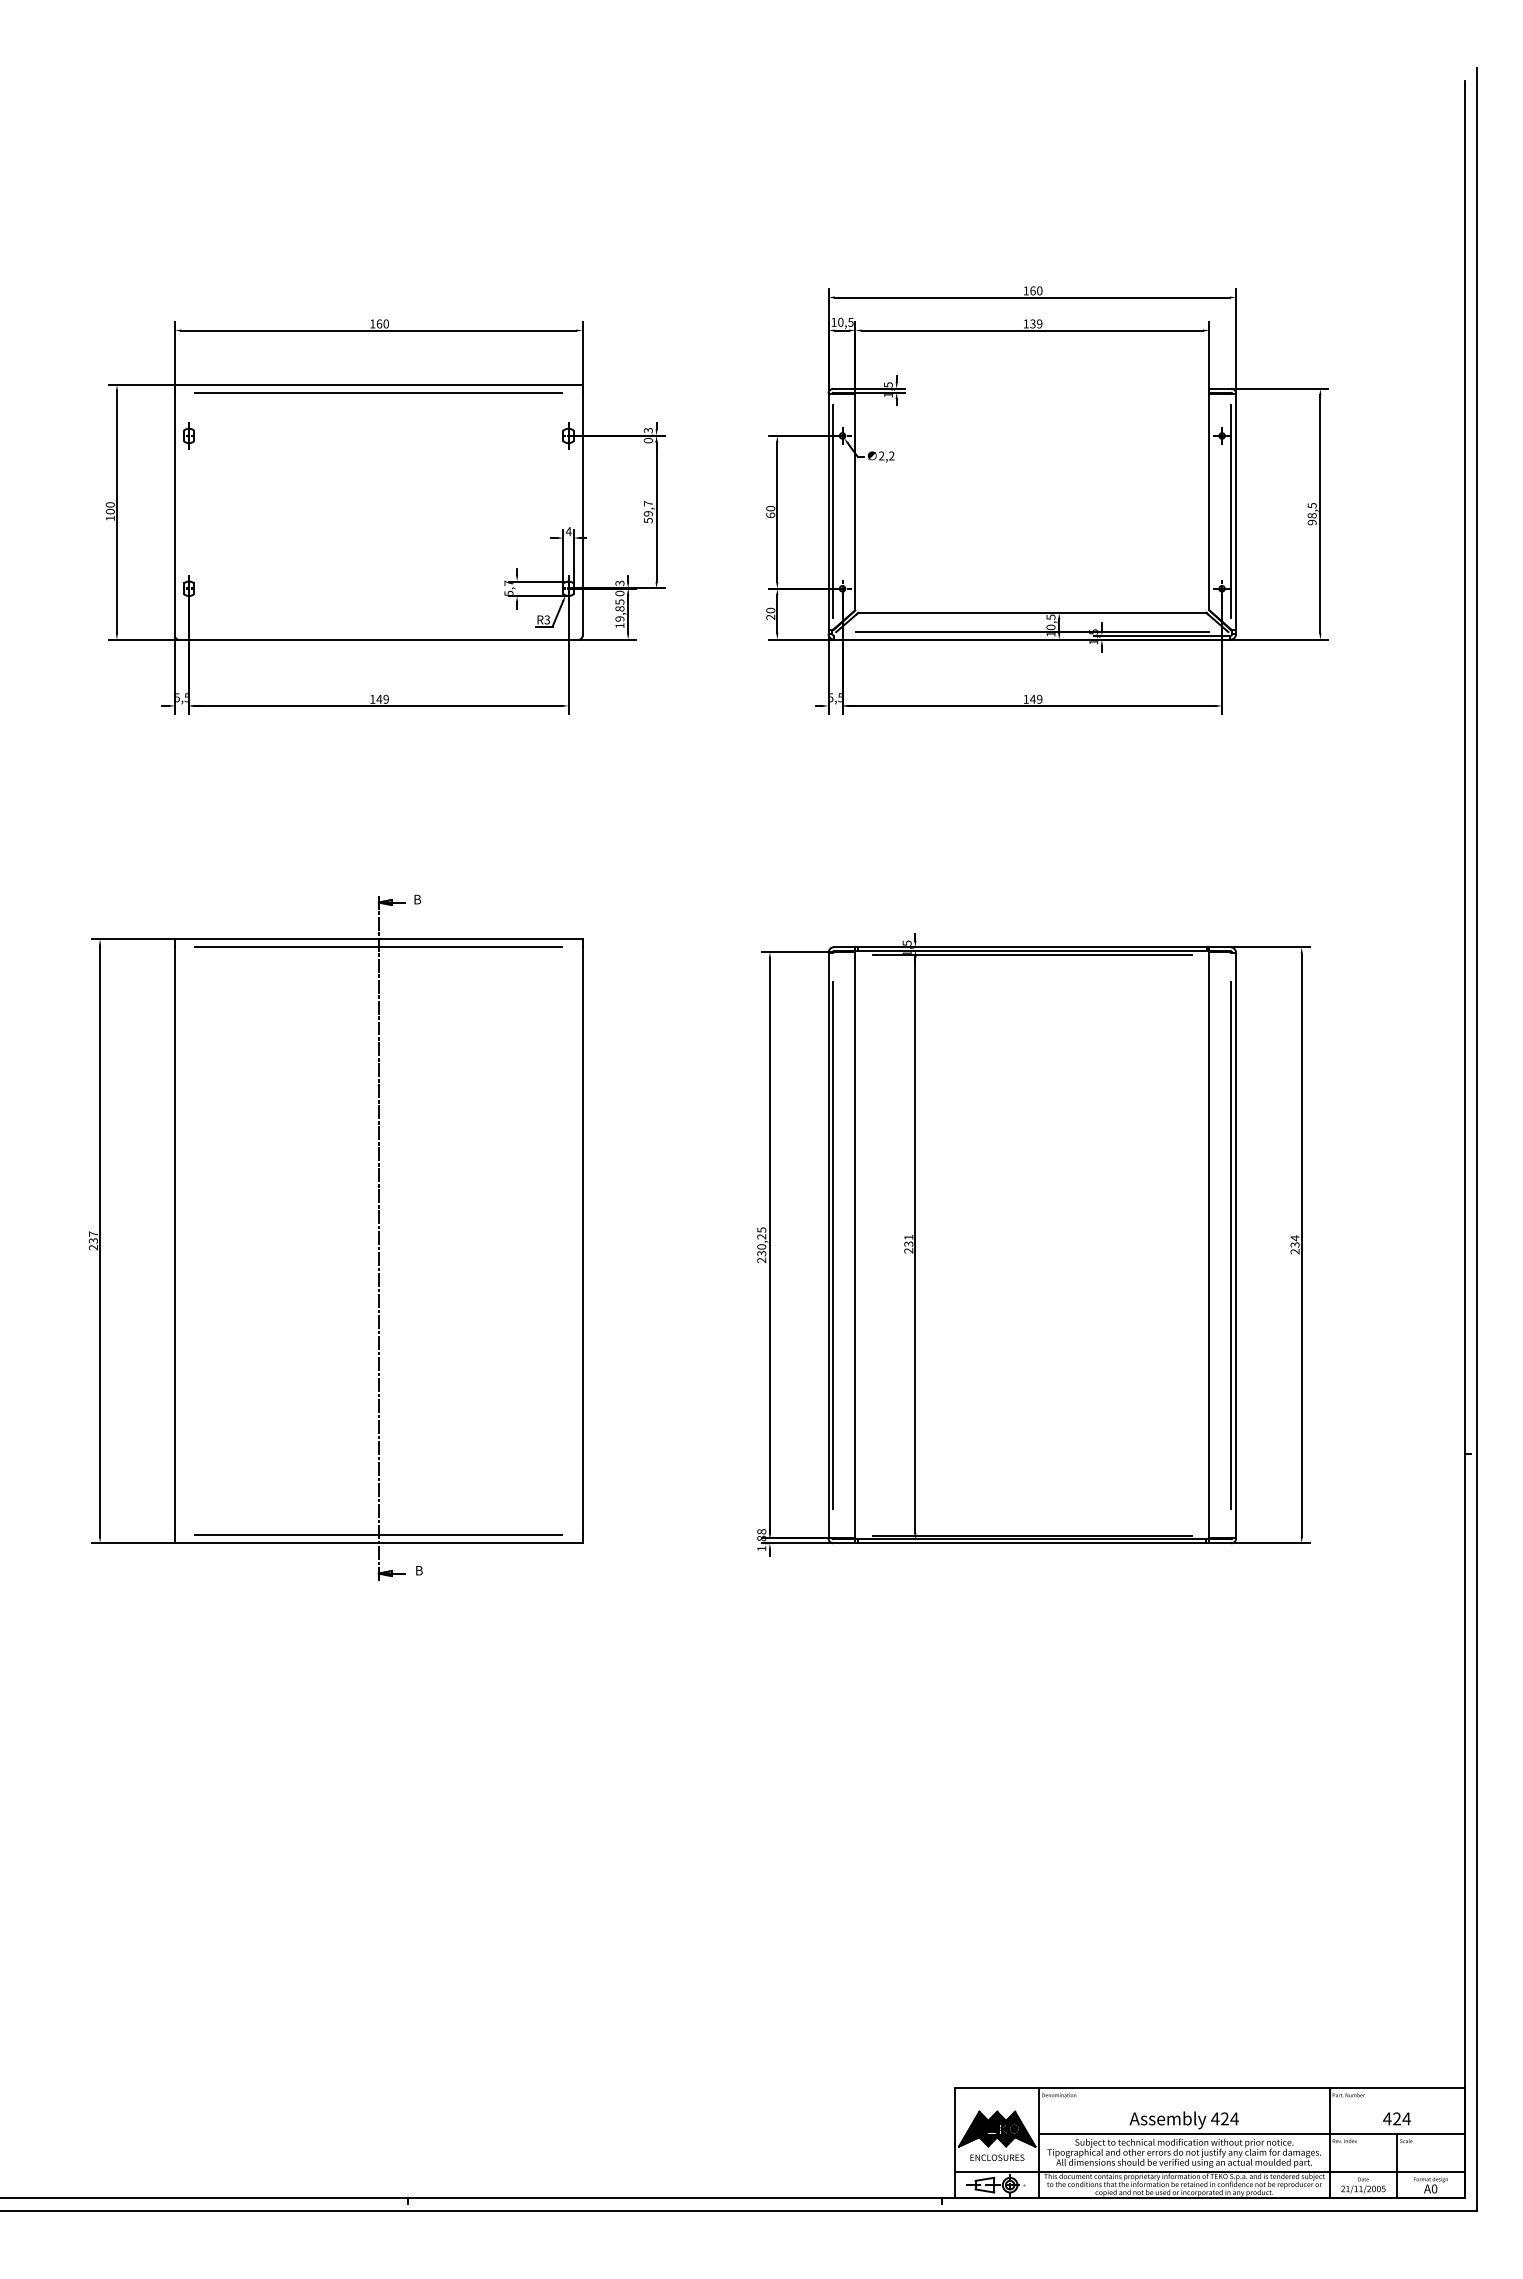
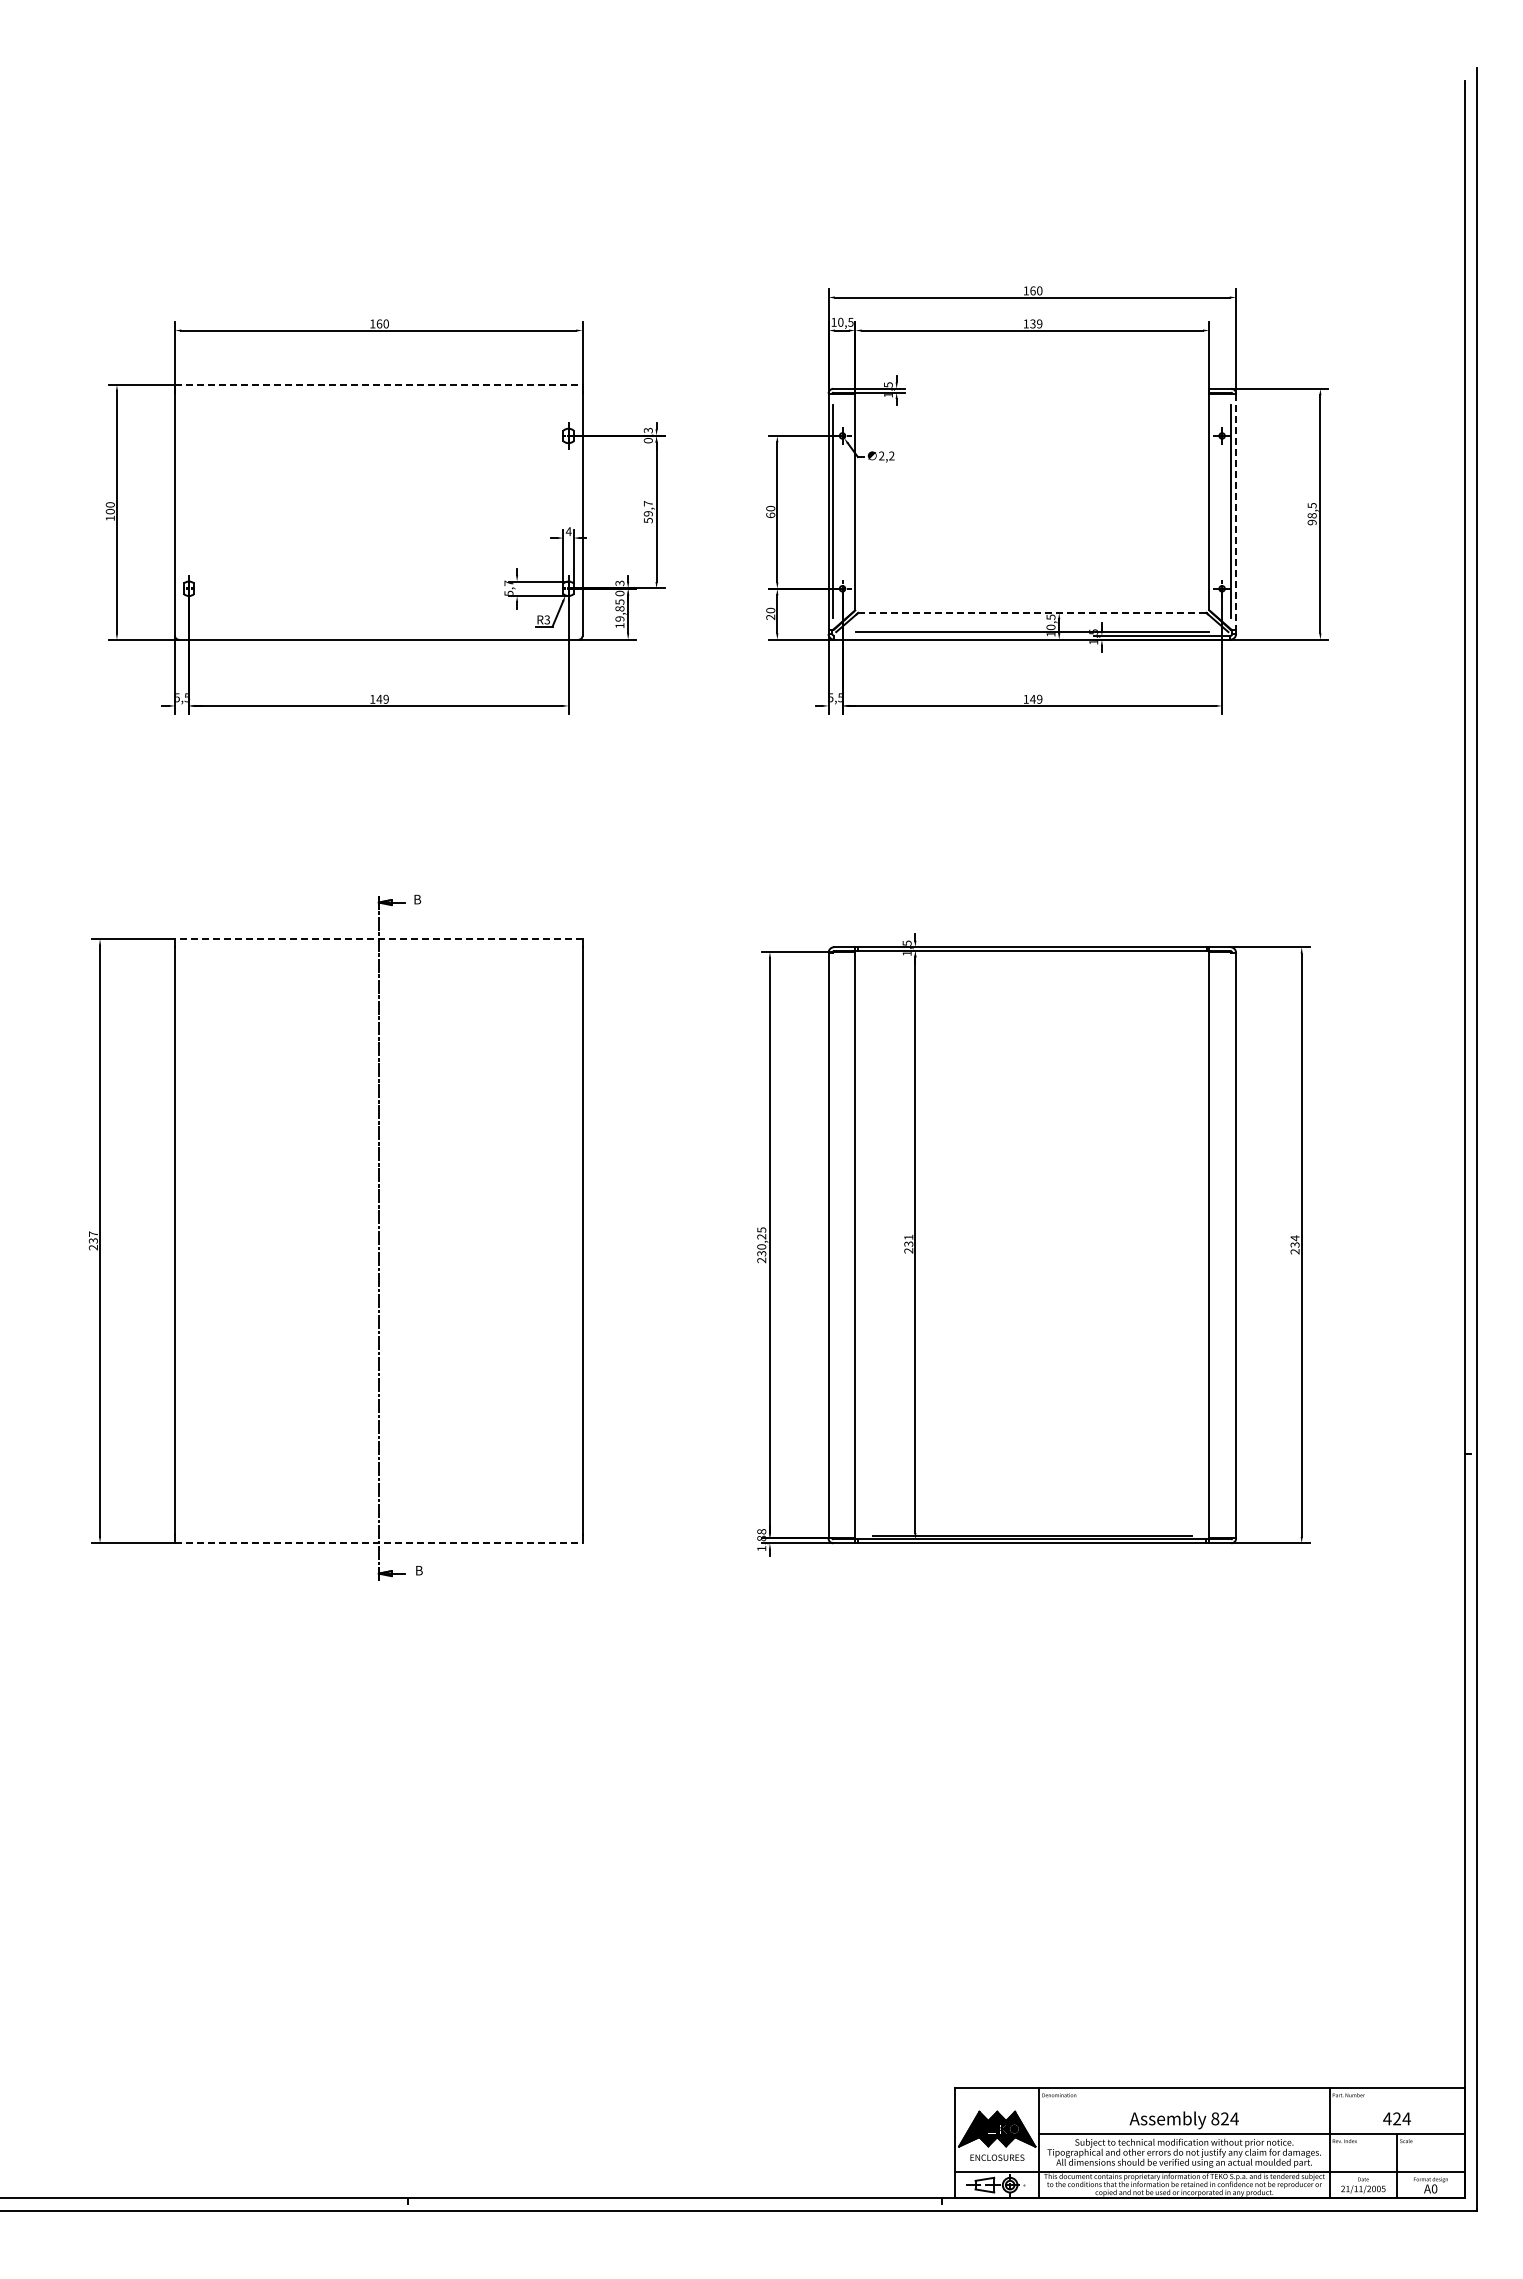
line: solid -> dashed (378, 385)
line: present -> none (378, 392)
part: present -> none (188, 435)
line: solid -> dashed (1236, 511)
line: solid -> dashed (1031, 612)
line: solid -> dashed (378, 939)
line: present -> none (378, 946)
line: present -> none (1031, 954)
line: present -> none (833, 1245)
line: present -> none (1231, 1245)
line: present -> none (378, 1535)
line: solid -> dashed (378, 1542)
text: 424 -> 824 (1215, 2118)
